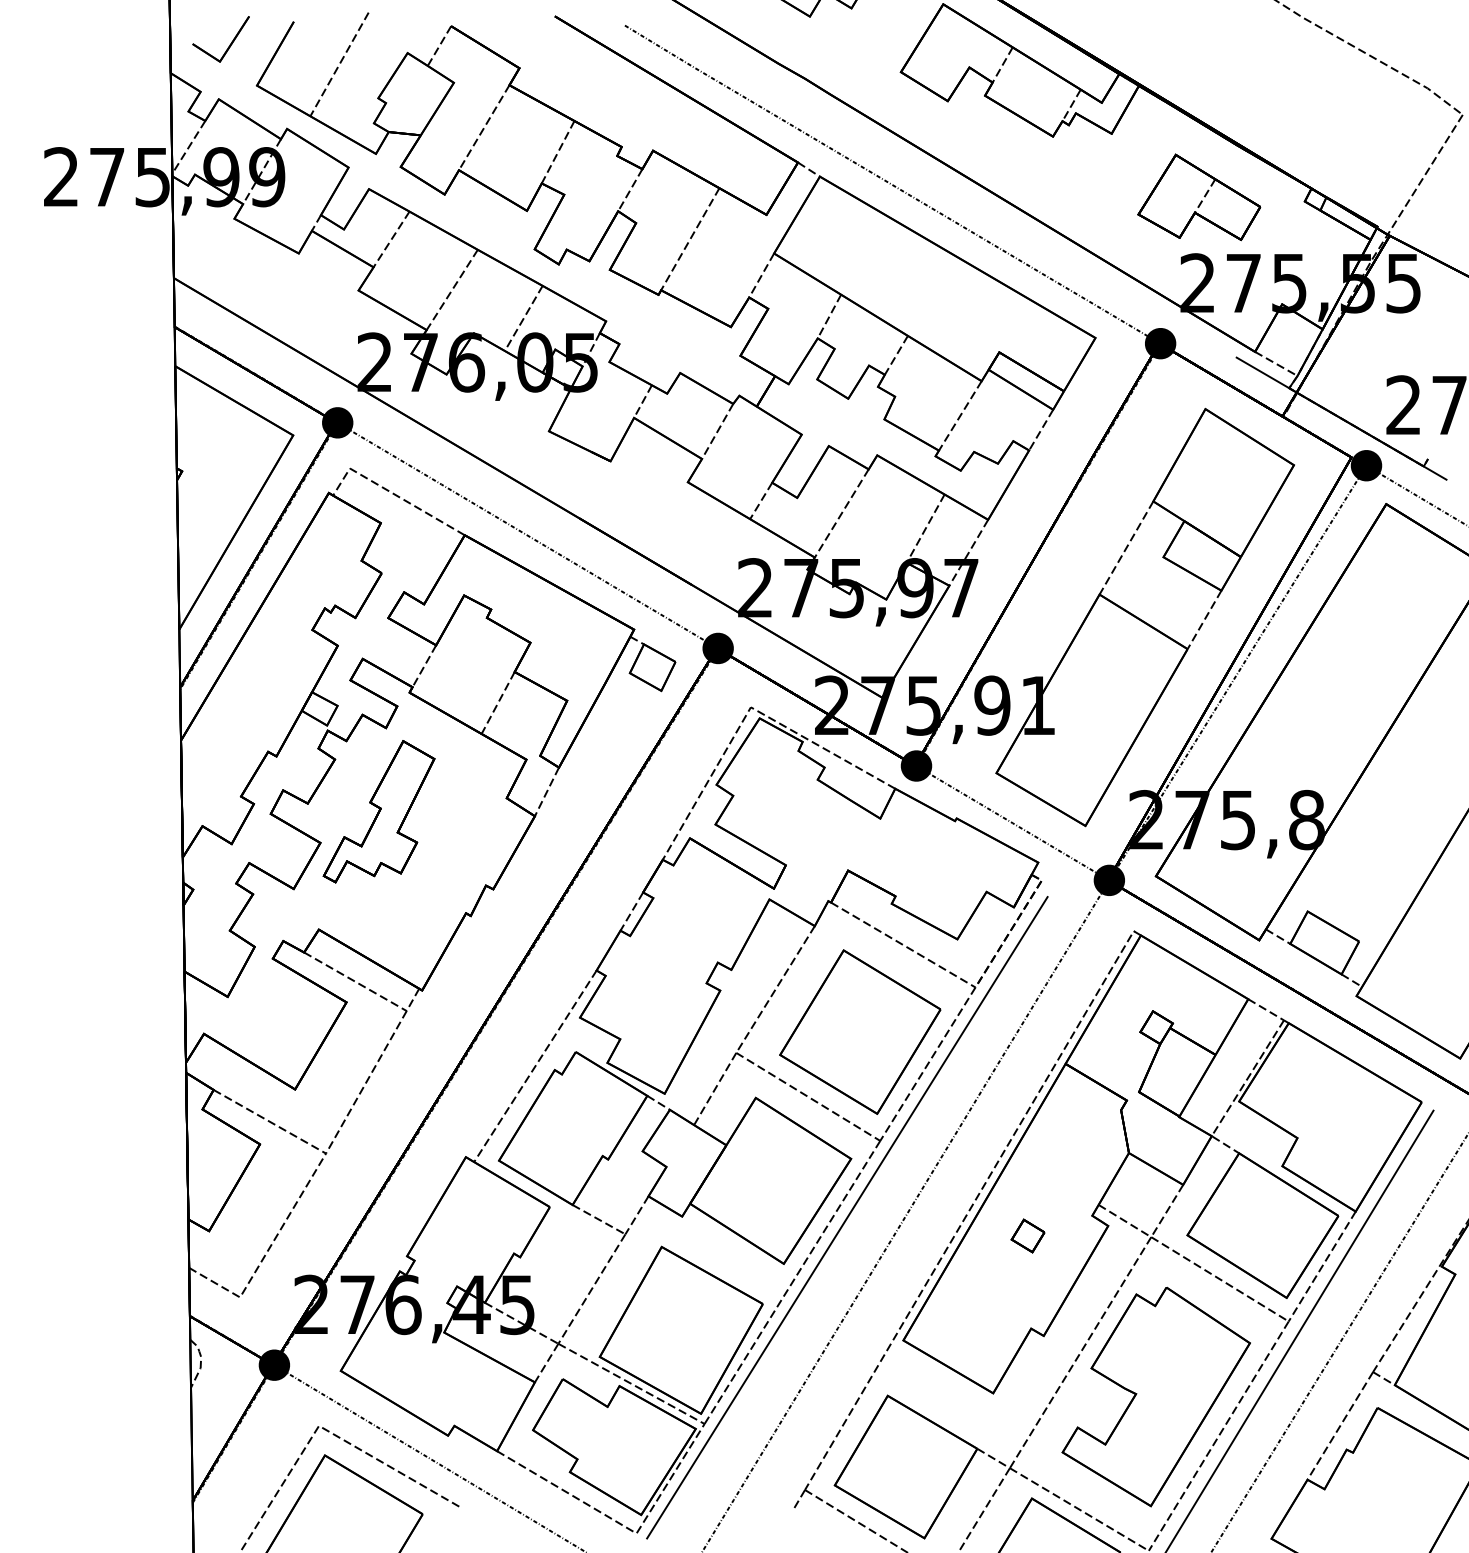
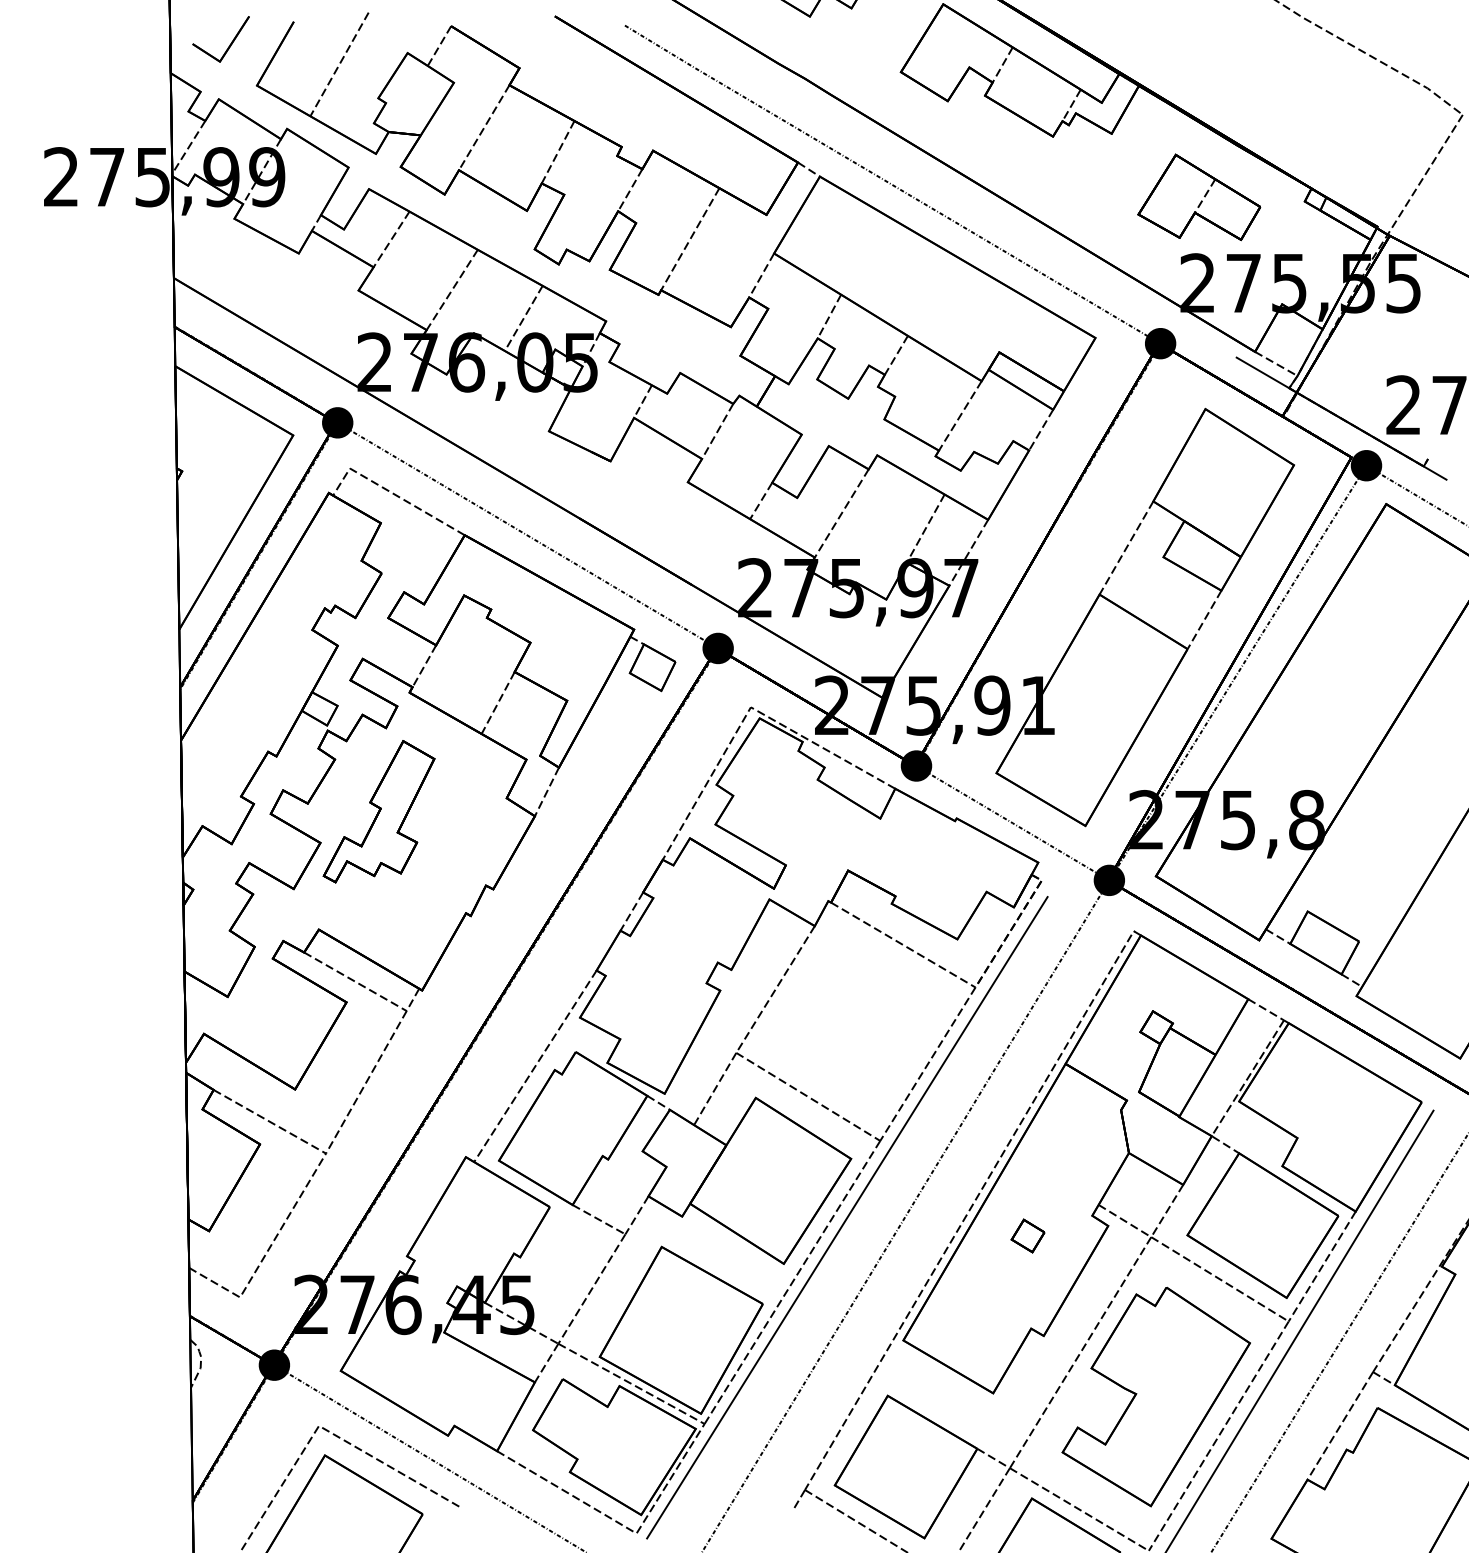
part: present -> none (860, 1031)
